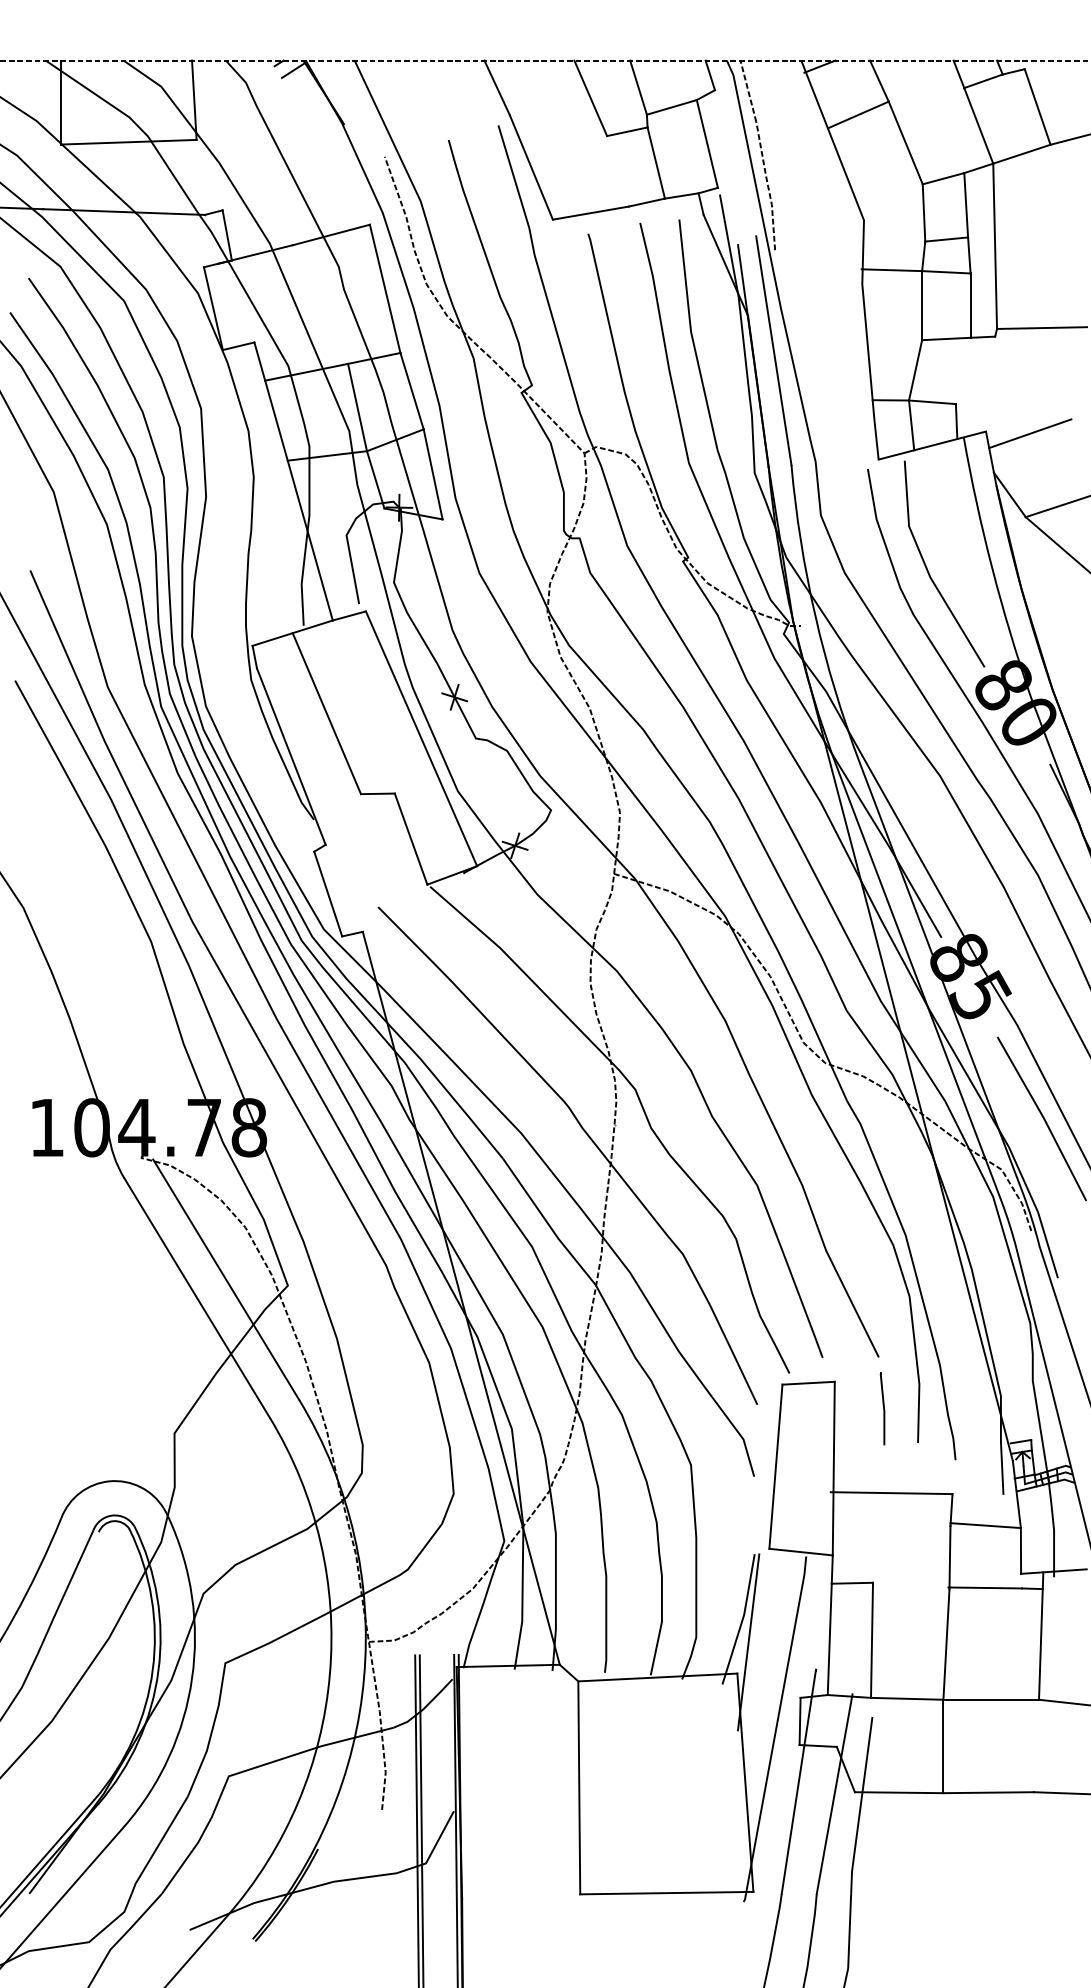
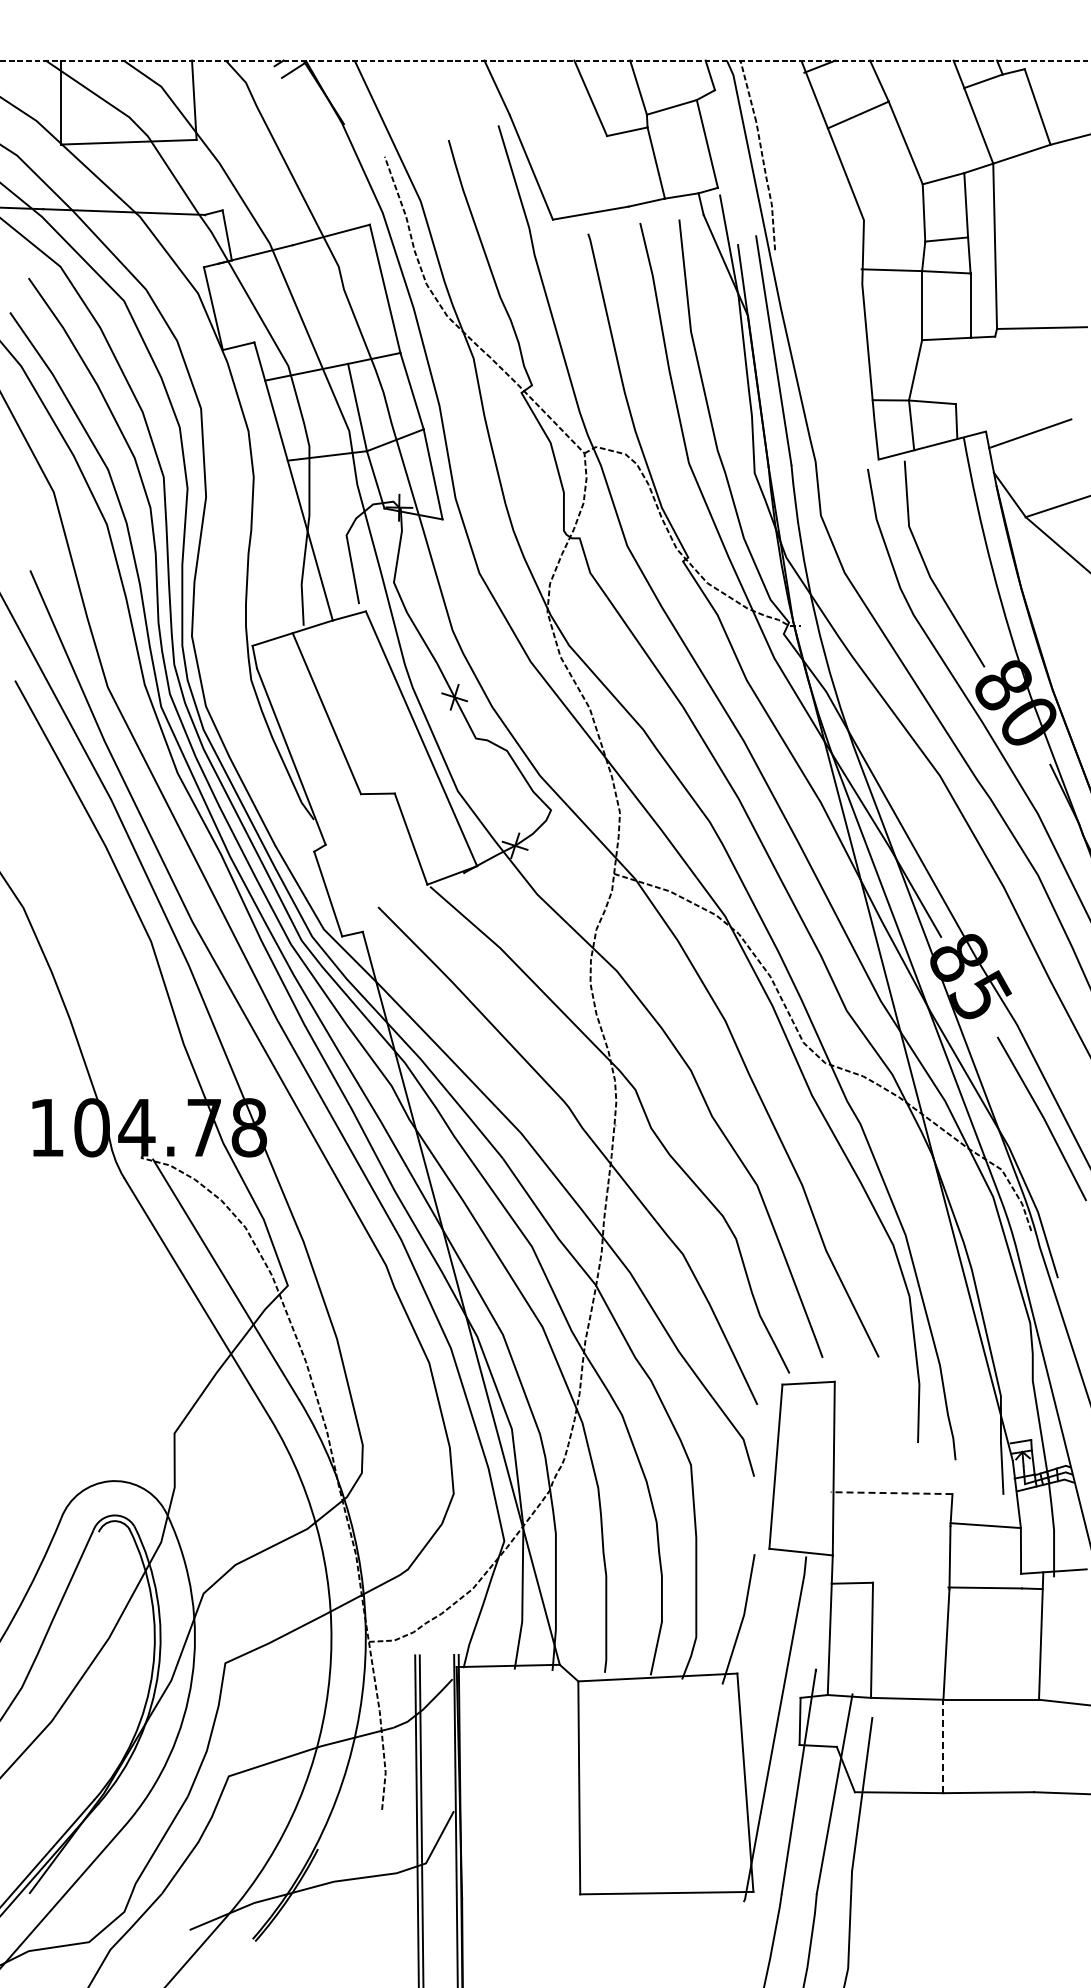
part: present -> none (882, 1408)
line: solid -> dashed (891, 1493)
line: present -> none (748, 1642)
line: solid -> dashed (943, 1746)
